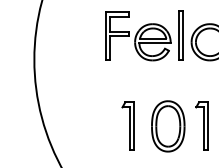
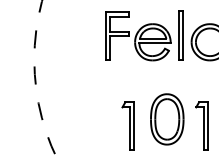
arc: solid -> dashed (35, 86)
part position: (168, 126) -> (167, 119) (167, 119)
